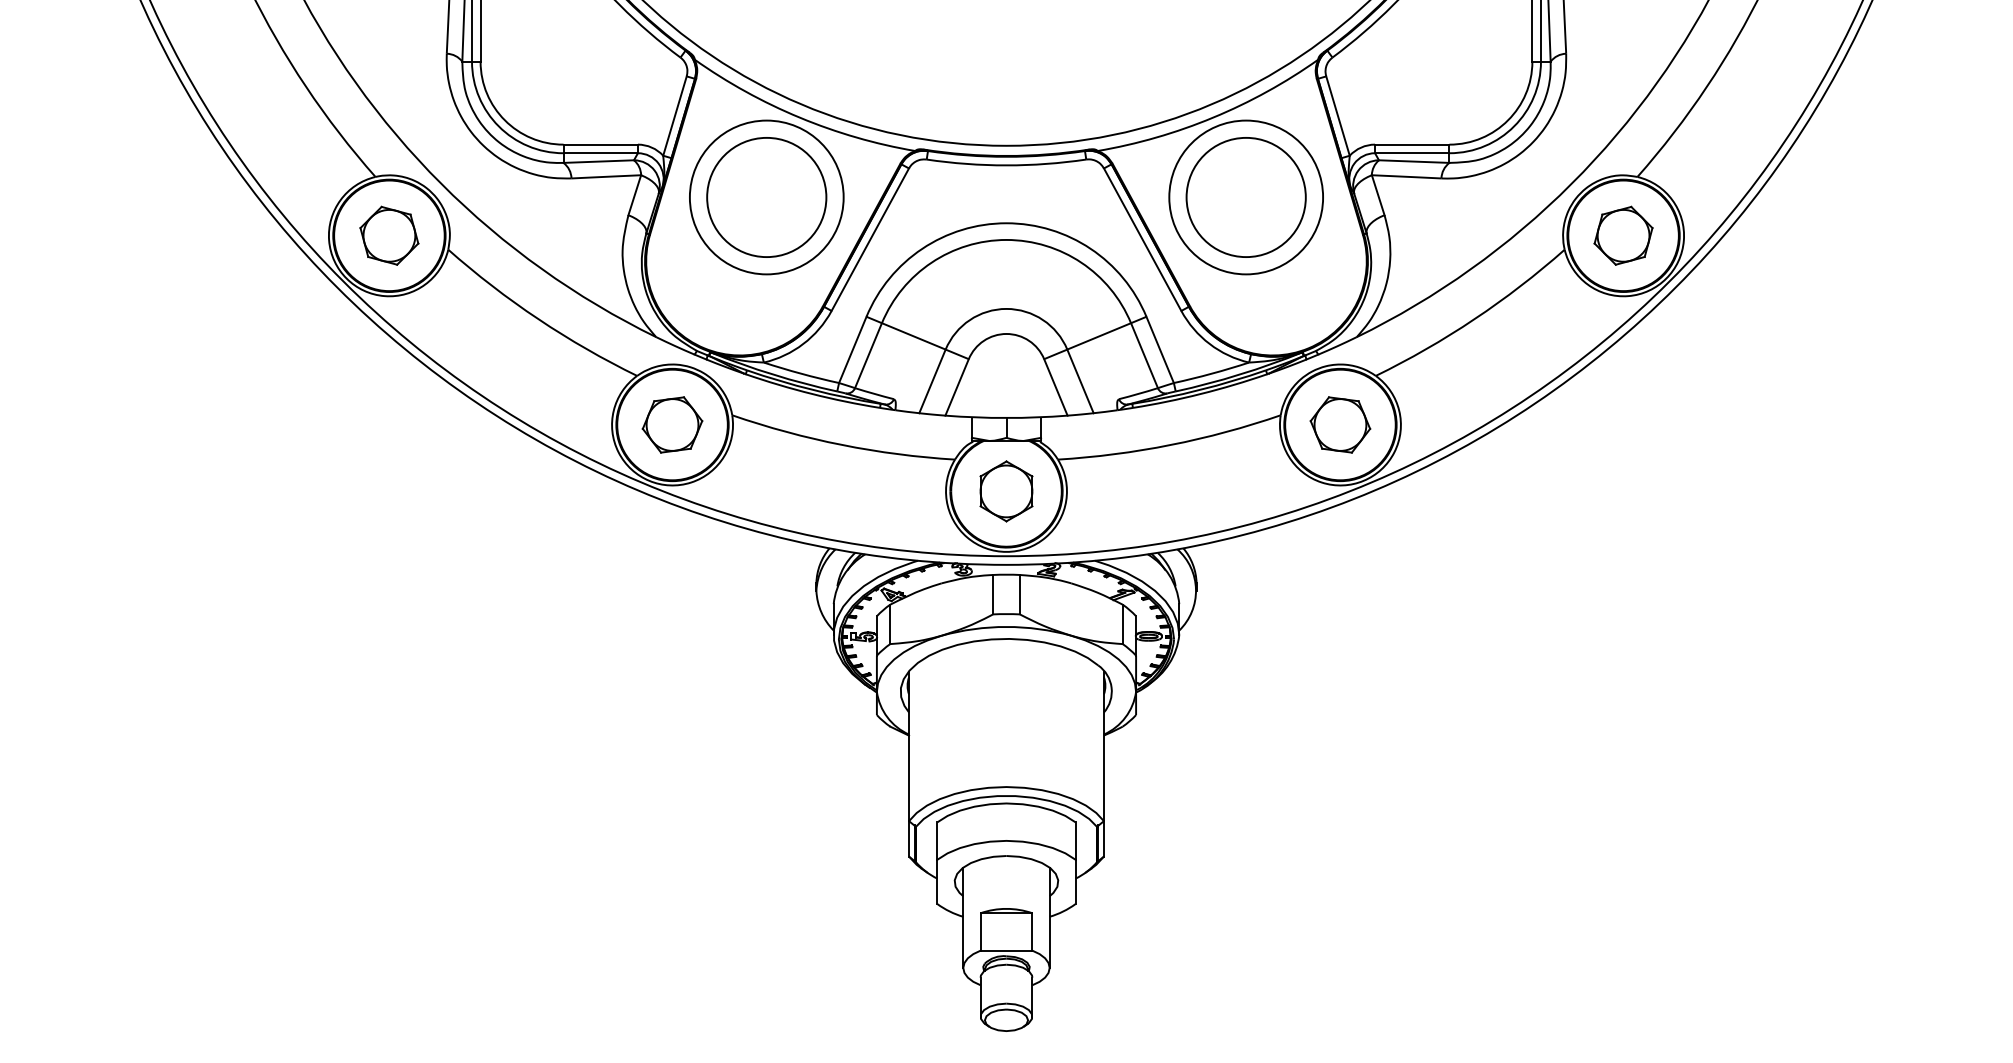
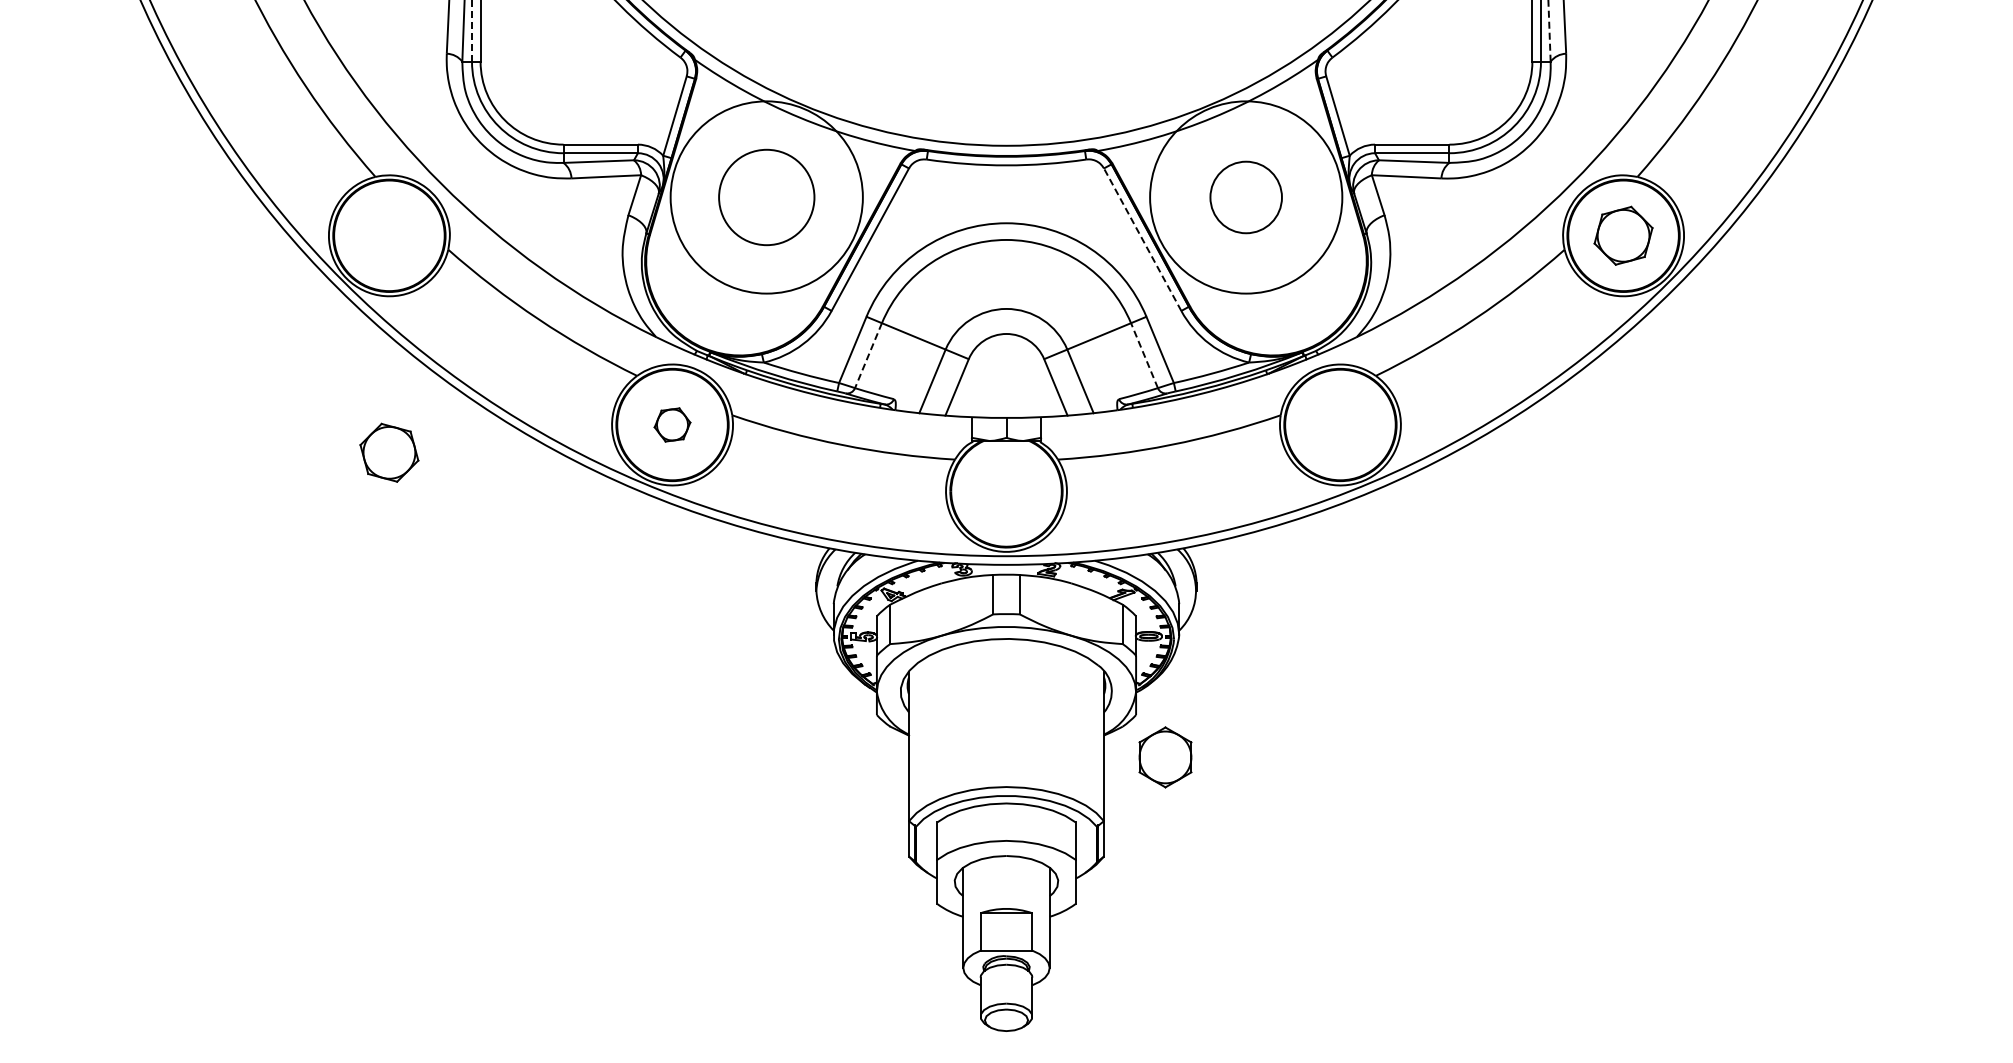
line: solid -> dashed (472, 30)
line: solid -> dashed (1549, 30)
circle diameter: 119 px -> 95 px (766, 197)
circle diameter: 154 px -> 192 px (766, 197)
circle diameter: 119 px -> 72 px (1245, 197)
circle diameter: 154 px -> 192 px (1246, 197)
part position: (389, 235) -> (389, 452) (389, 452)
line: solid -> dashed (1142, 239)
line: solid -> dashed (1144, 355)
line: solid -> dashed (868, 356)
part size: 63x58 px -> 39x36 px (672, 424)
part: present -> none (1340, 424)
part position: (1006, 491) -> (1165, 757) (1165, 757)
